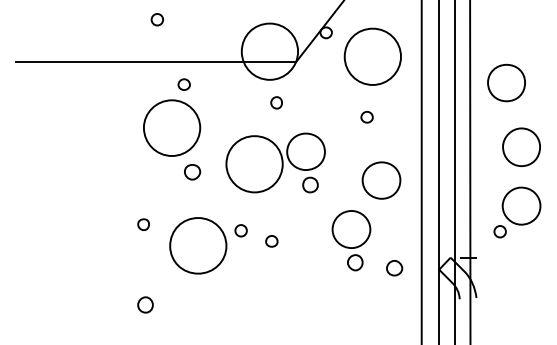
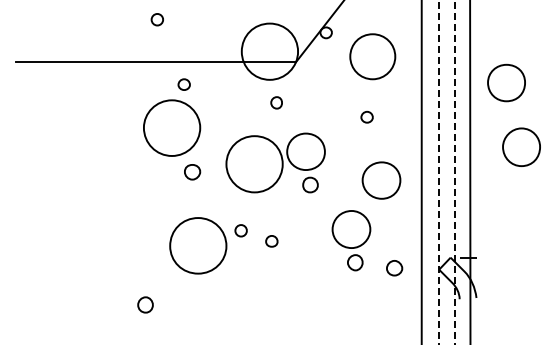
part size: 59x59 px -> 48x48 px (372, 56)
line: solid -> dashed (438, 172)
line: solid -> dashed (454, 172)
part: present -> none (517, 212)
part: present -> none (143, 224)
